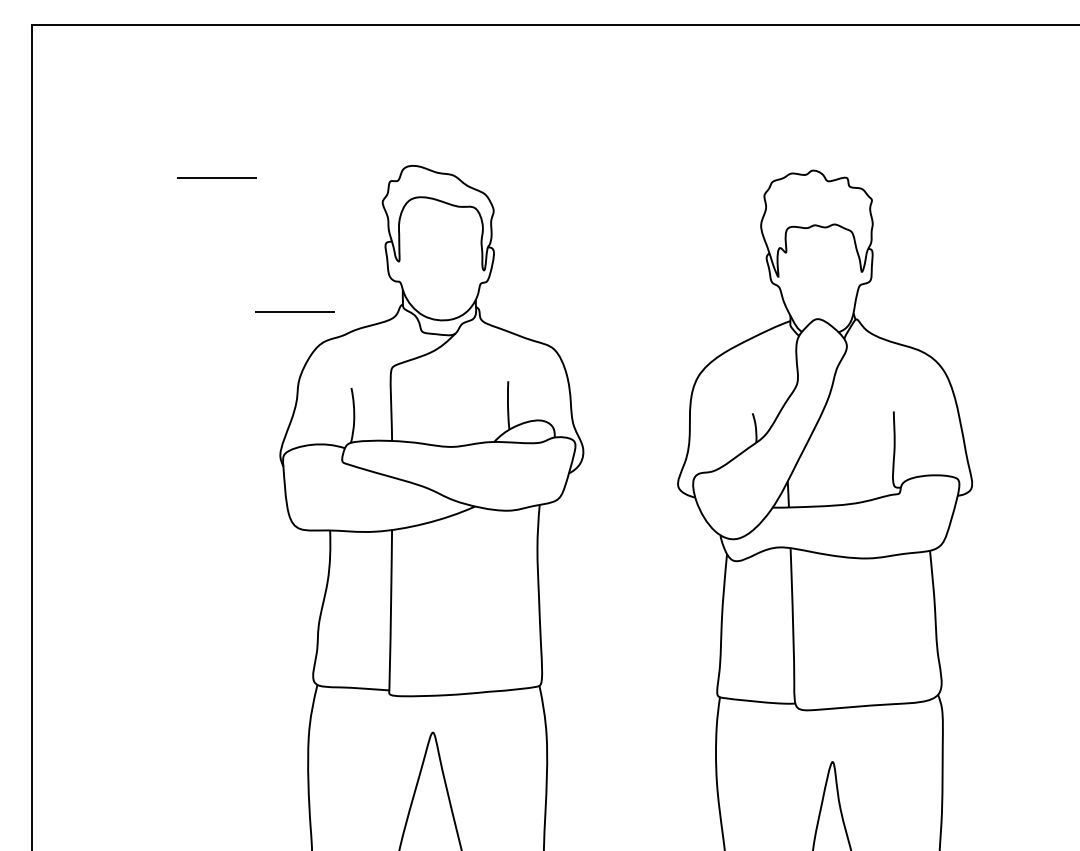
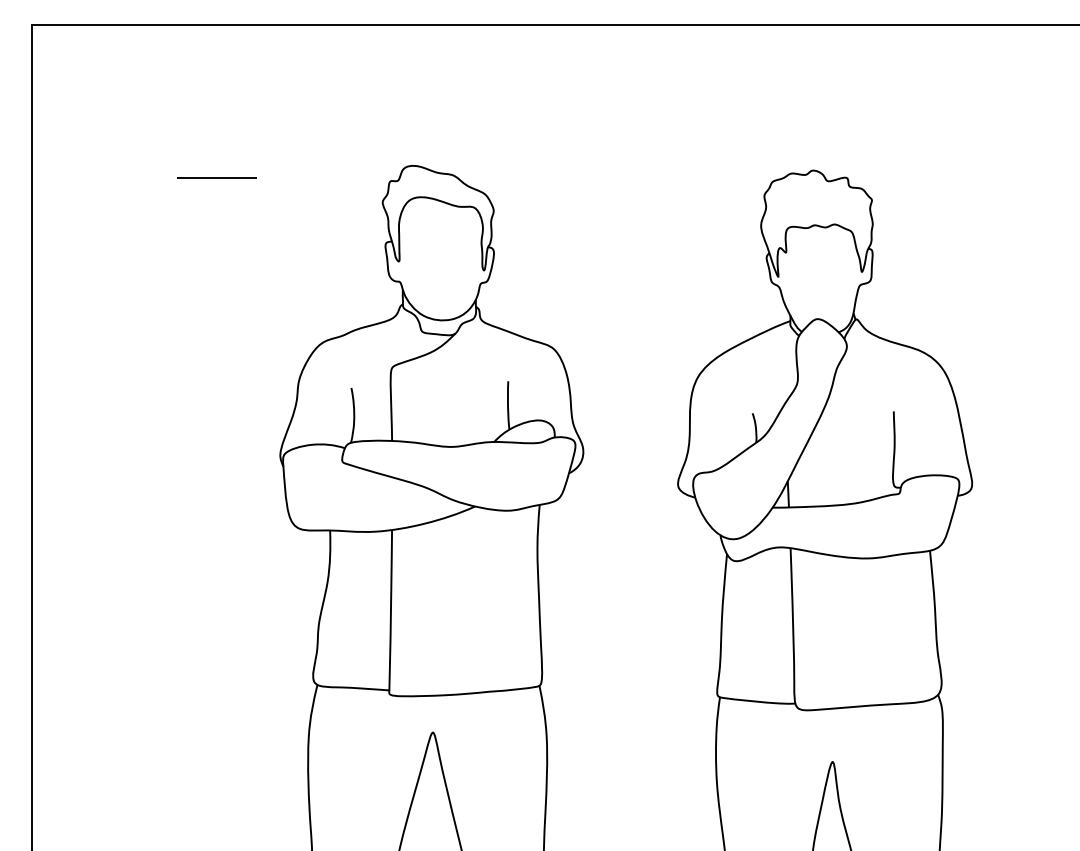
line: present -> none (294, 311)
